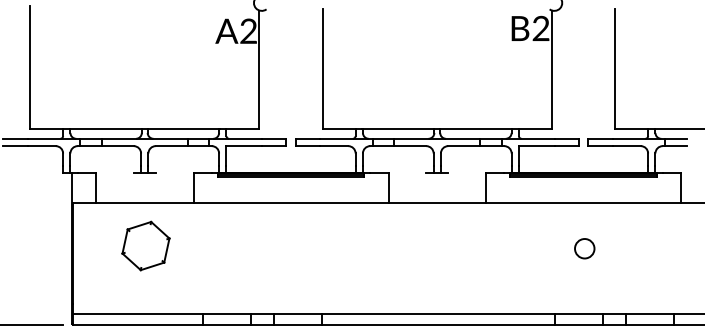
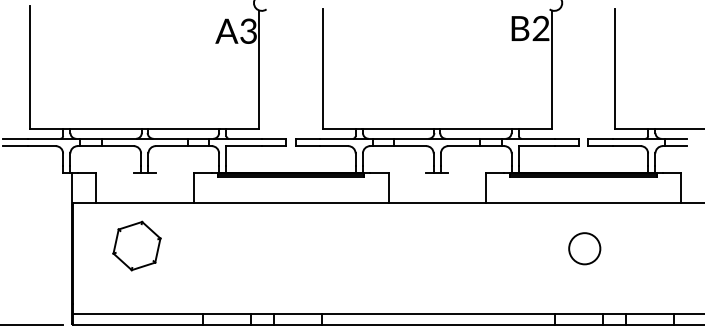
text: A2 -> A3 (248, 31)
part position: (145, 245) -> (136, 245) (136, 245)
circle diameter: 20 px -> 31 px (584, 248)
